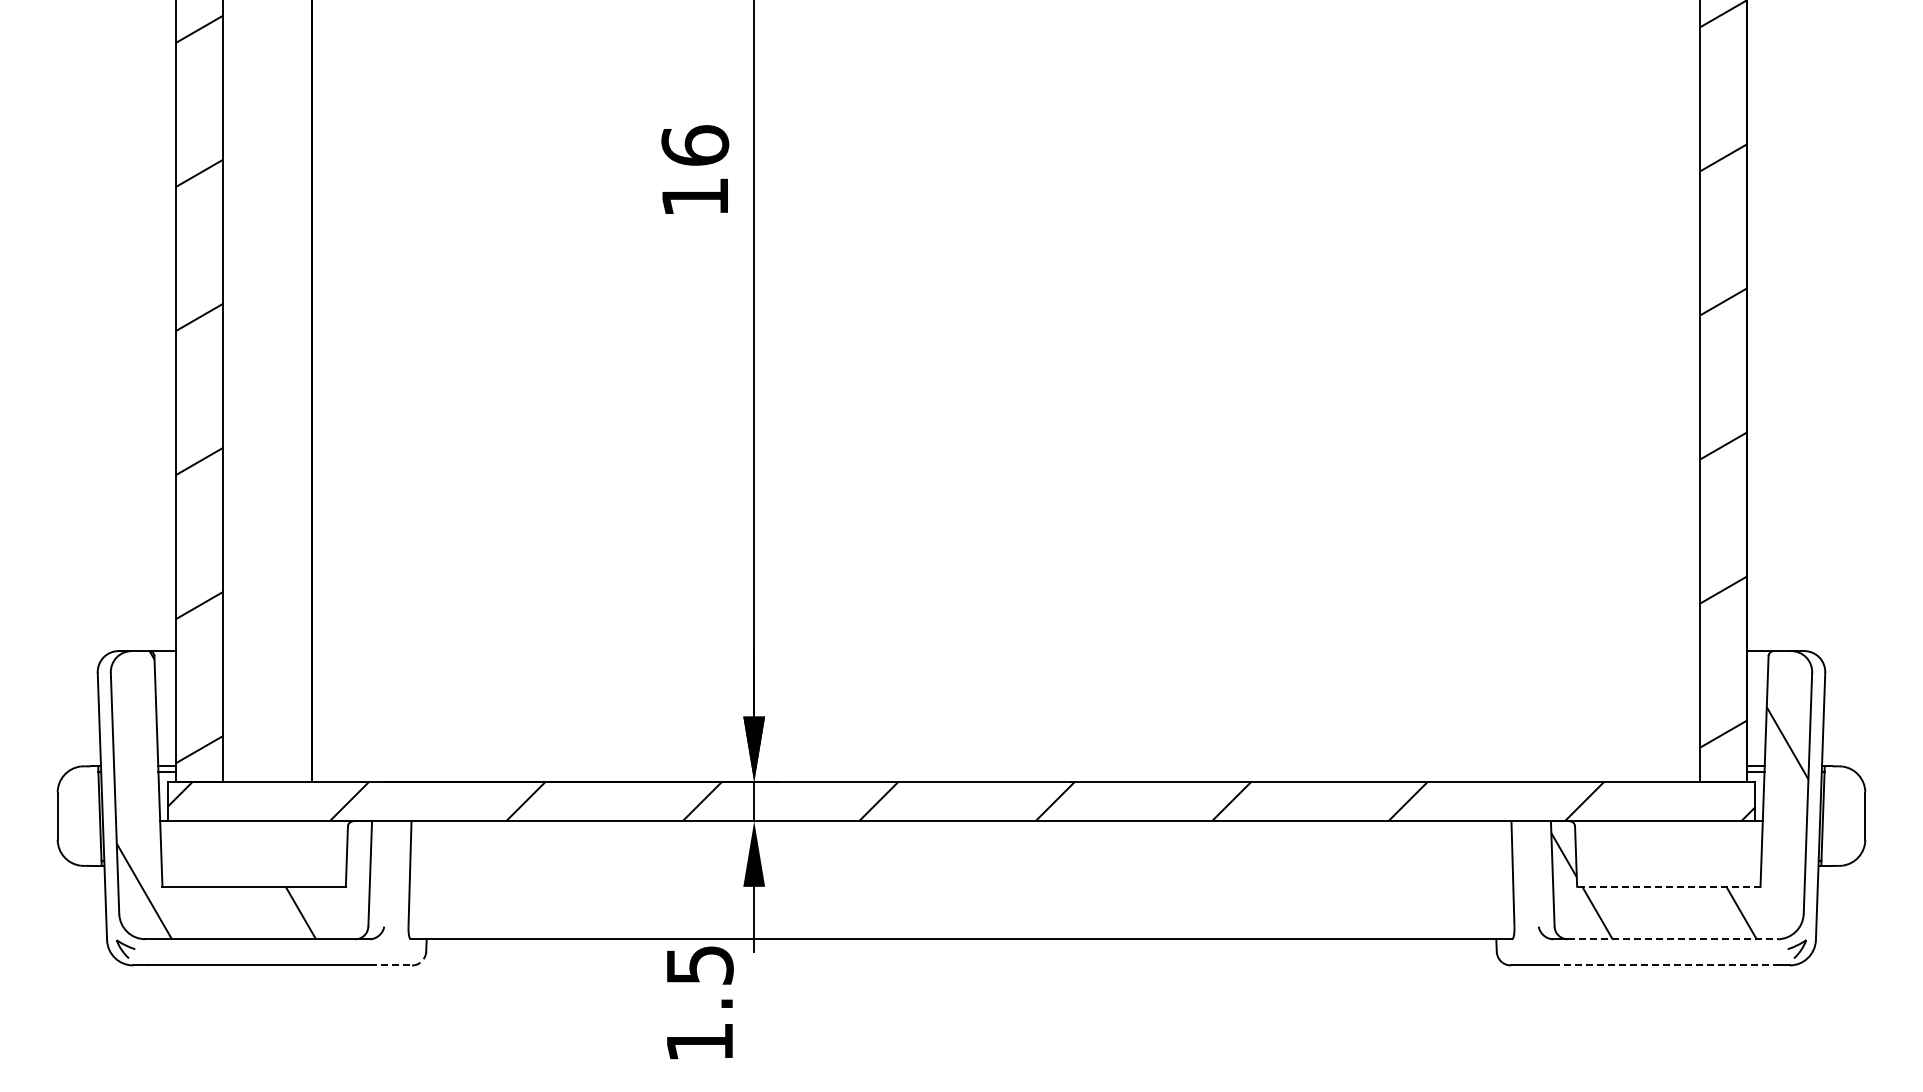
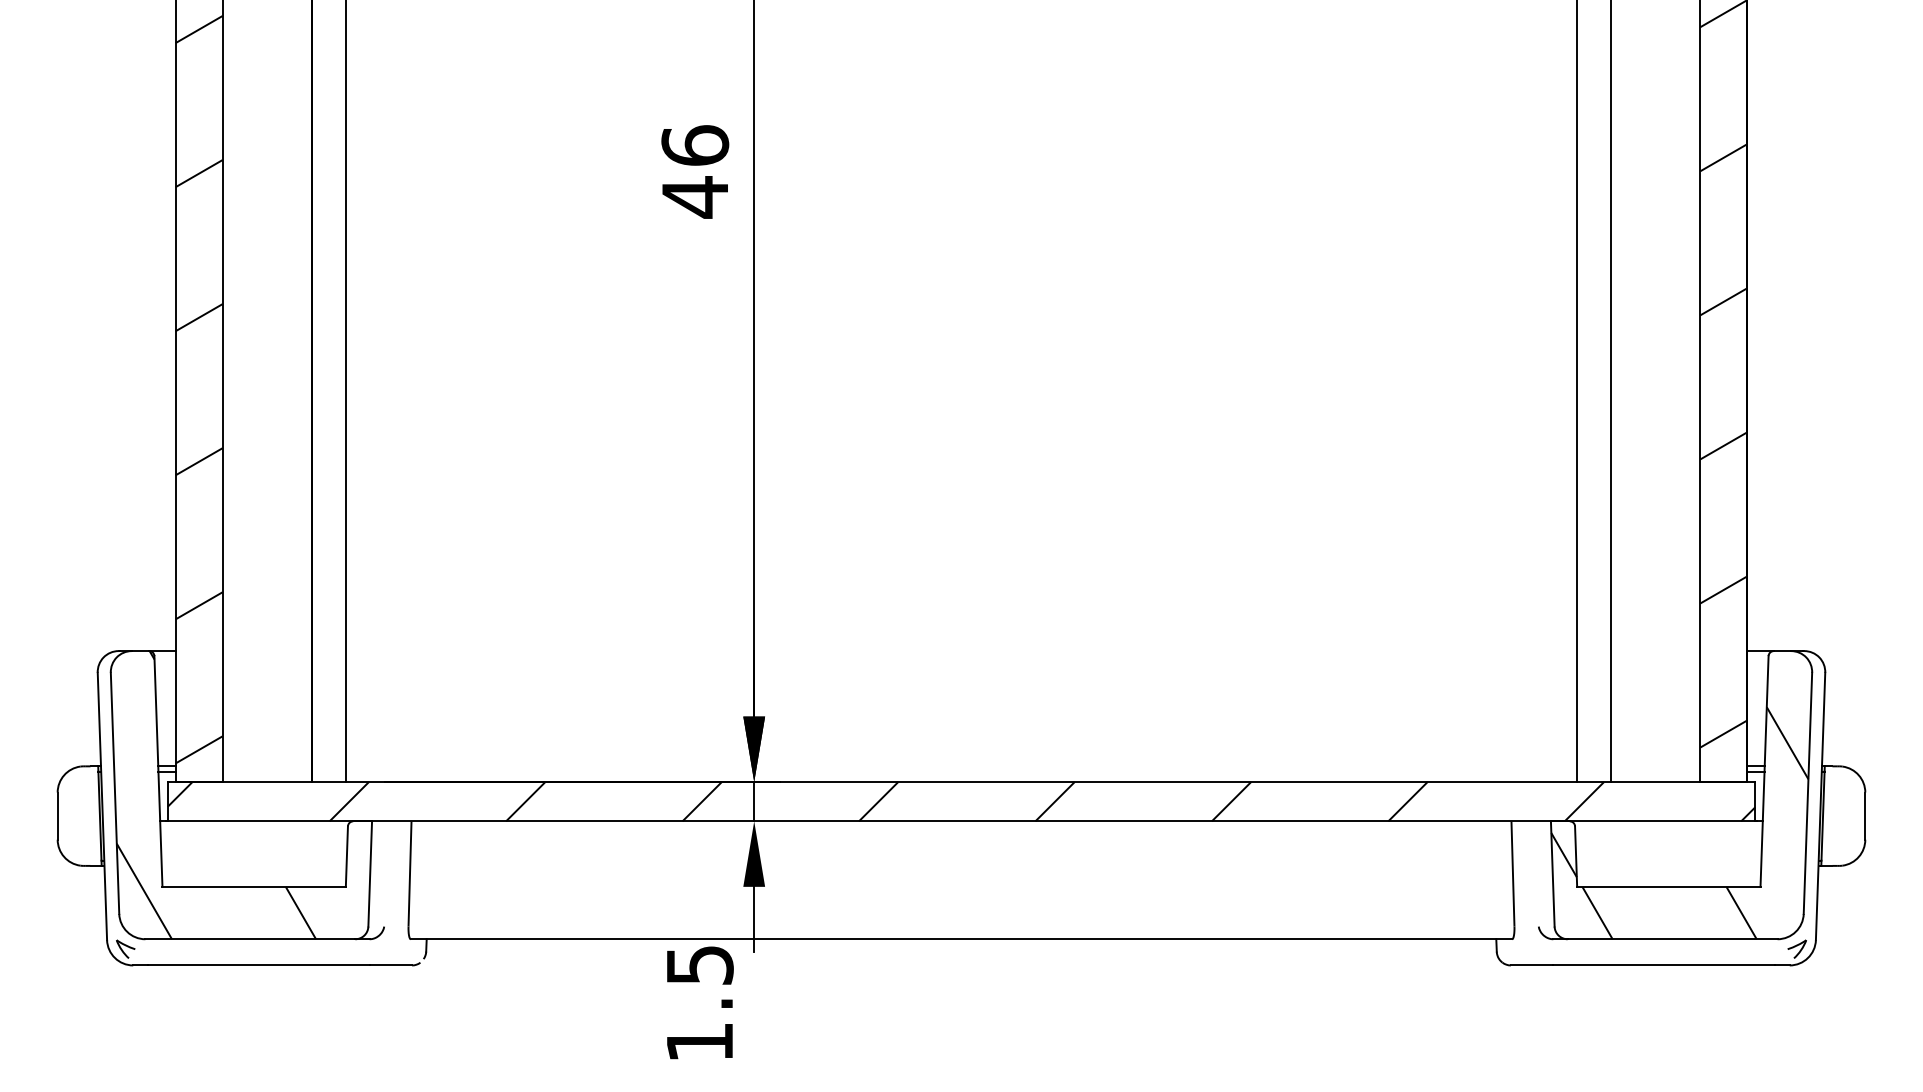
text: 16 -> 46 (694, 197)
line: none -> present (345, 392)
line: none -> present (1577, 392)
line: none -> present (1611, 392)
line: dashed -> solid (1668, 886)
line: dashed -> solid (1672, 939)
line: dashed -> solid (391, 965)
line: dashed -> solid (1664, 965)
